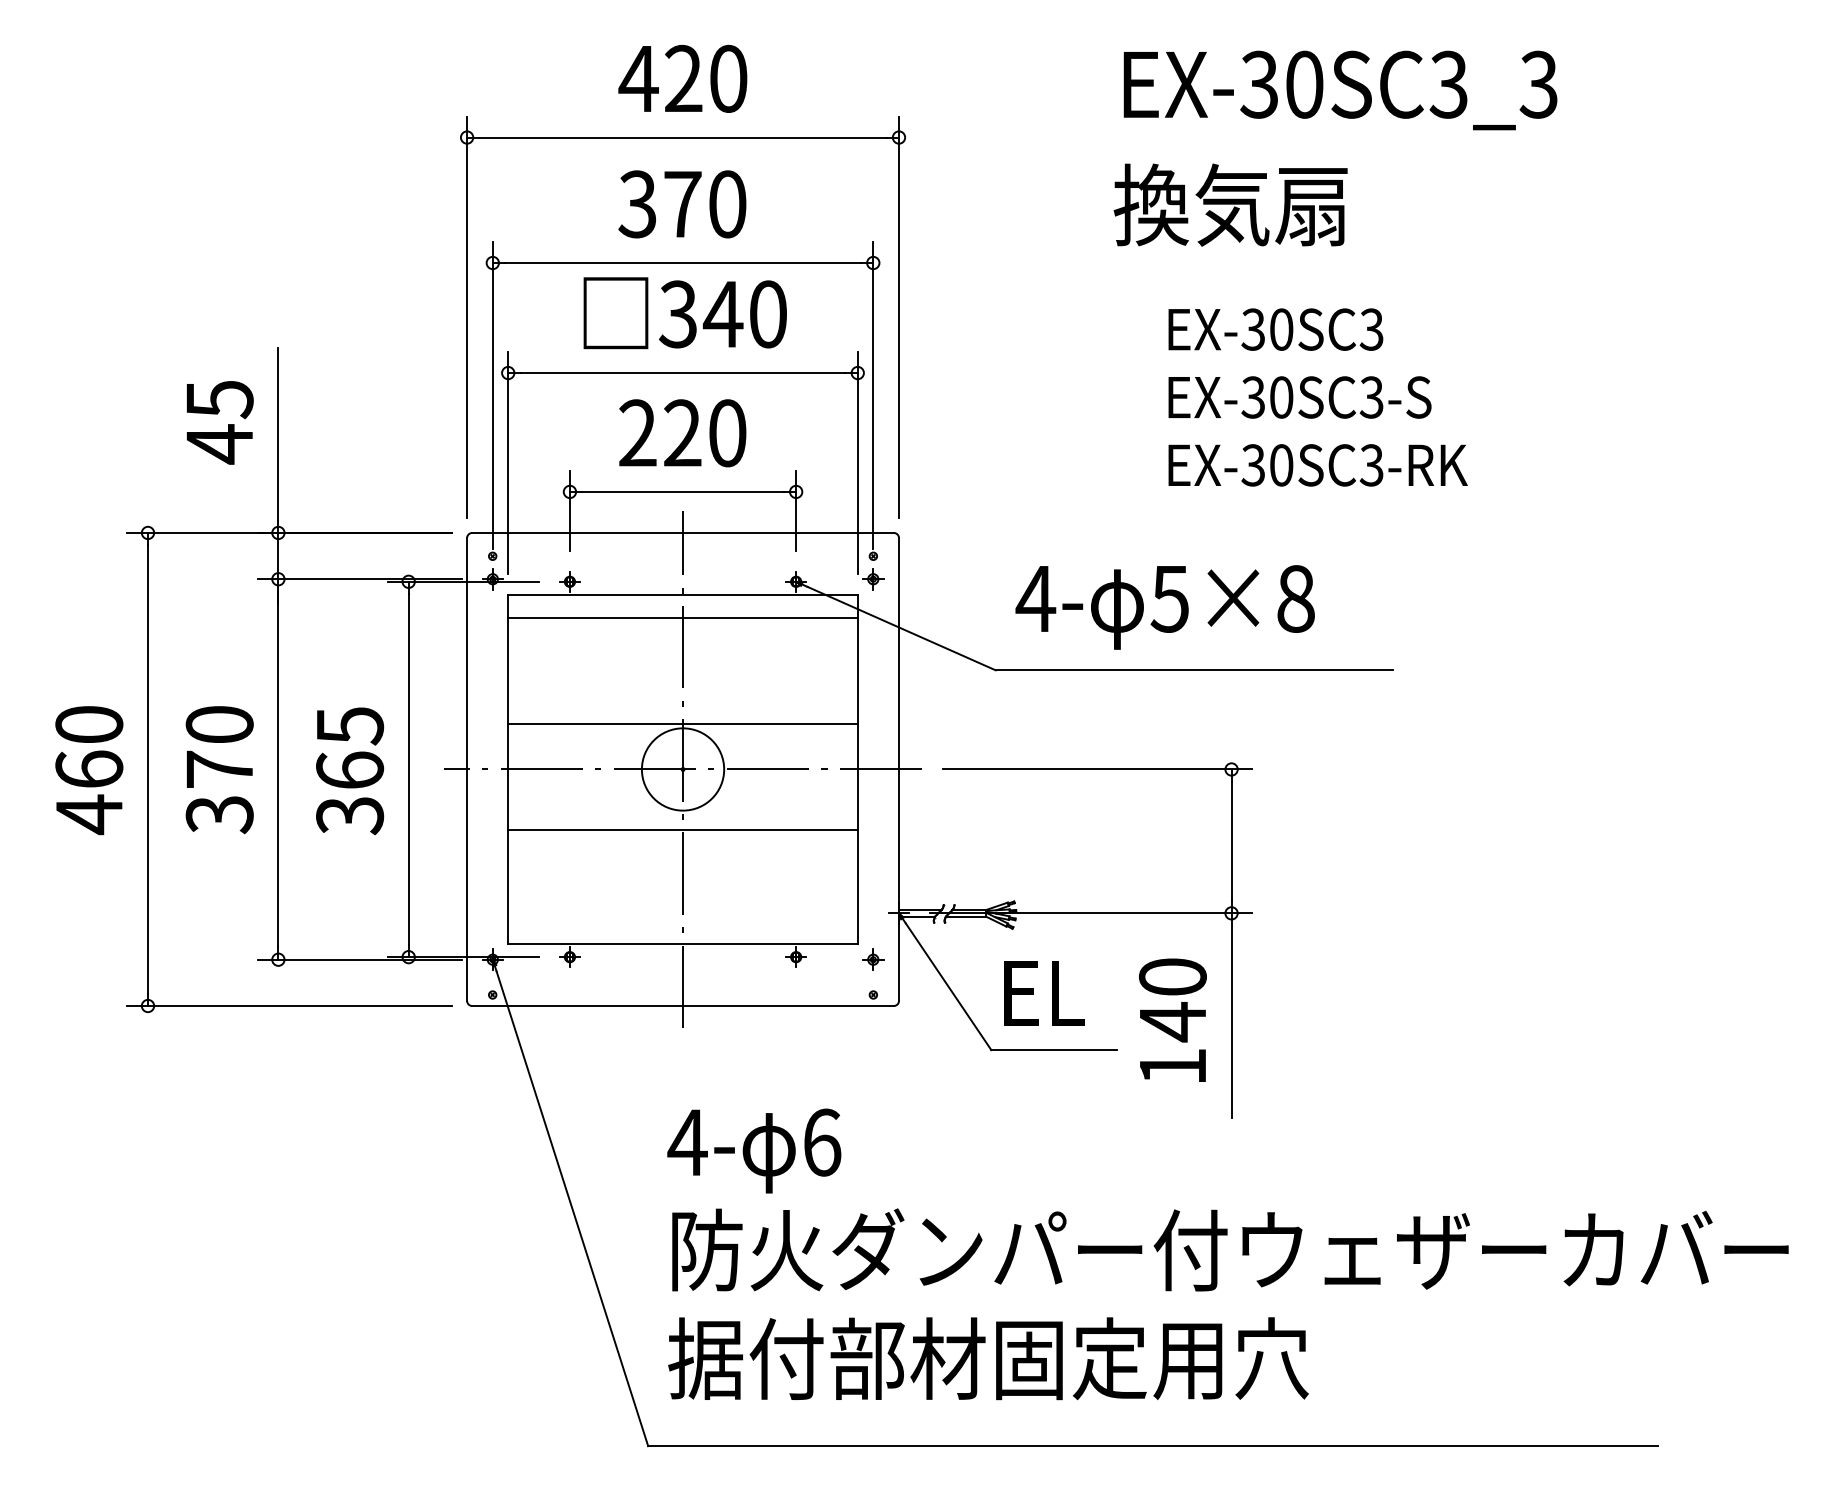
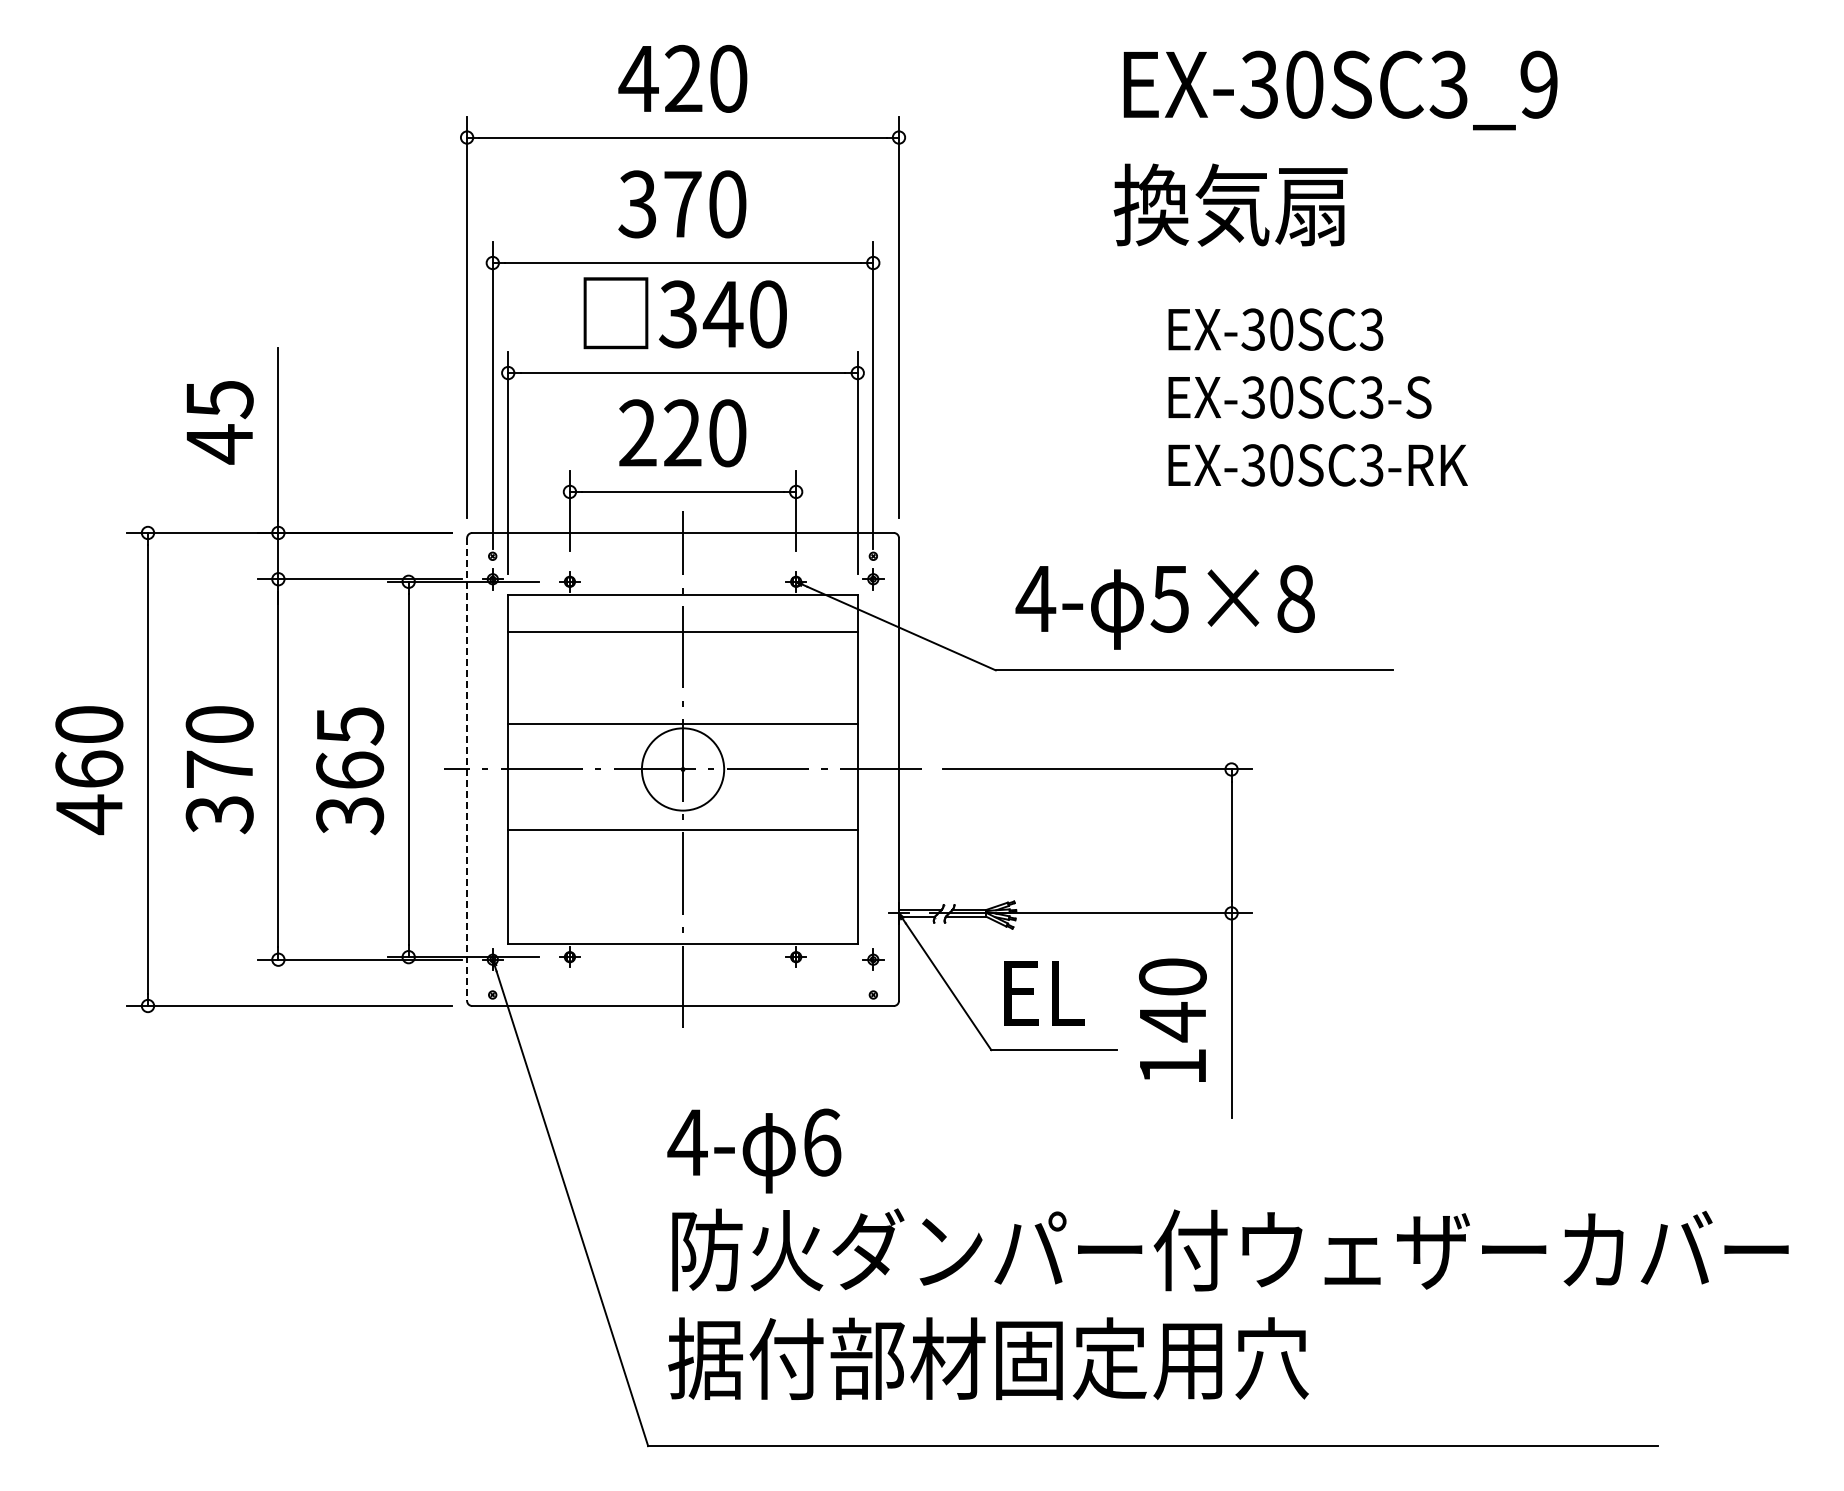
text: EX-30SC3_3 -> EX-30SC3_9 (1538, 84)
line position: (682, 617) -> (682, 631) (682, 631)
line: solid -> dashed (467, 769)
